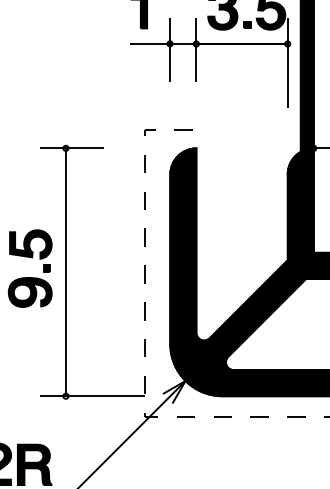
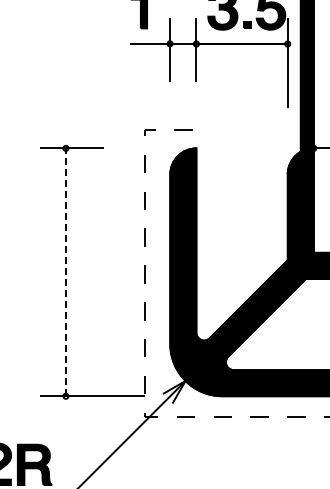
line: solid -> dashed (65, 272)
part: present -> none (29, 277)
